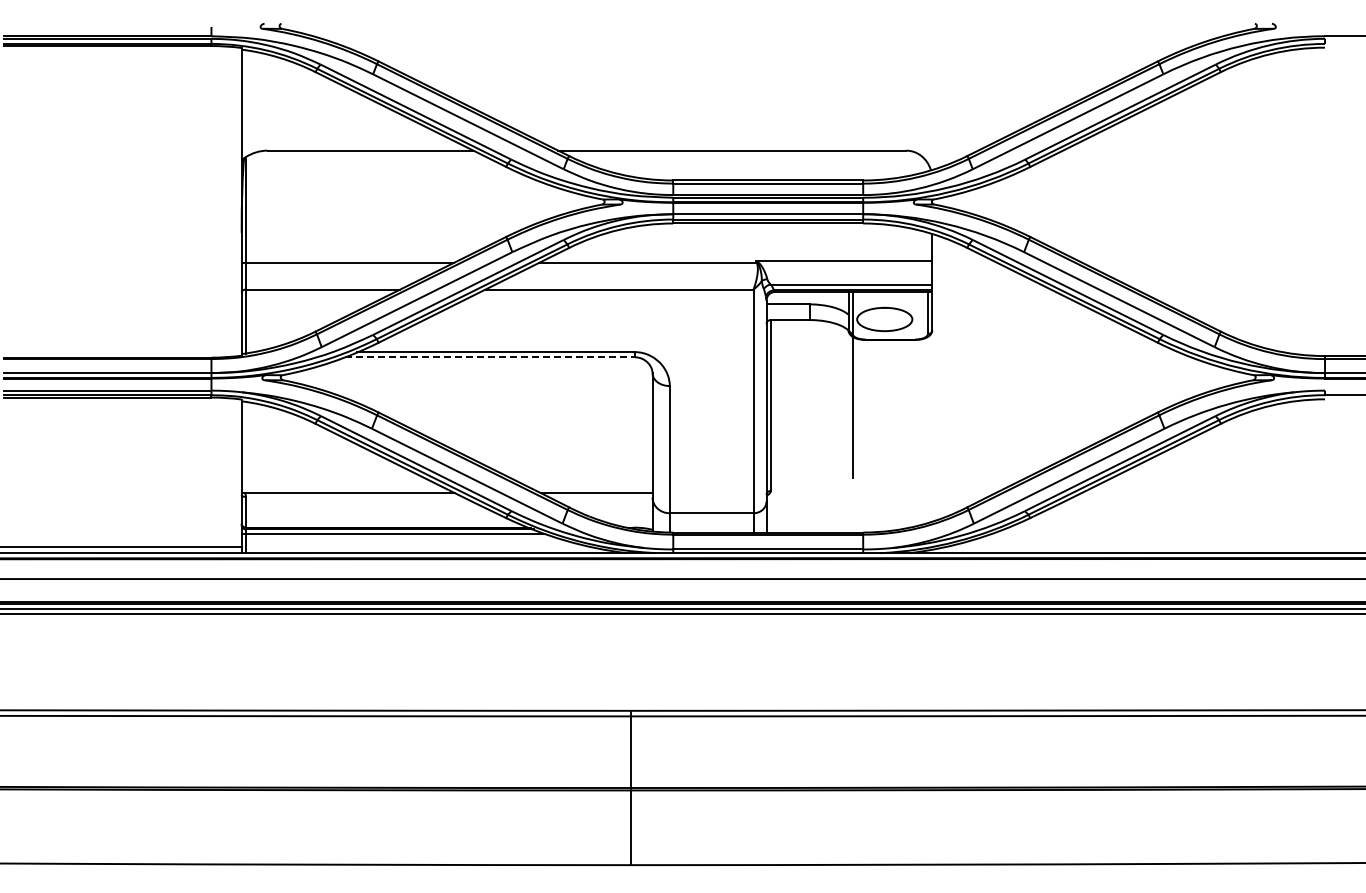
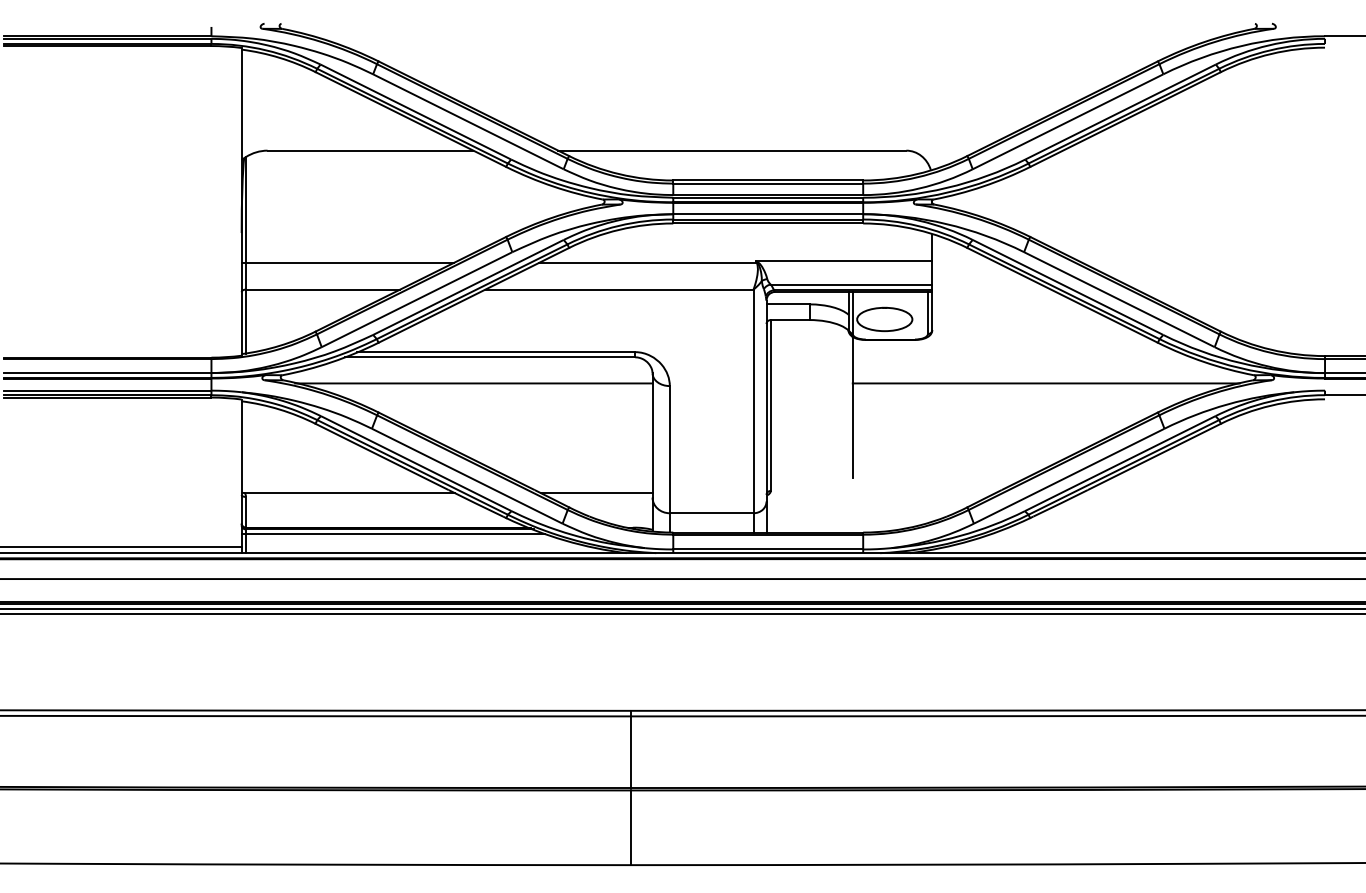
line: dashed -> solid (490, 357)
line: none -> present (473, 383)
line: none -> present (1045, 383)
